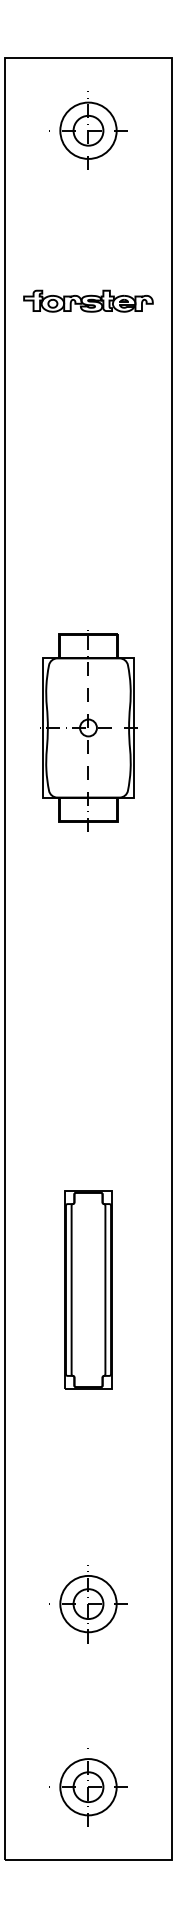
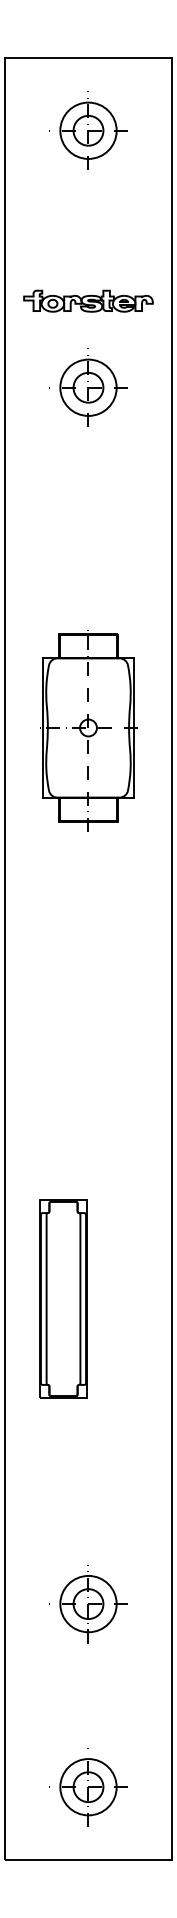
part: none -> present (88, 387)
part position: (88, 1289) -> (63, 1298) (63, 1298)
